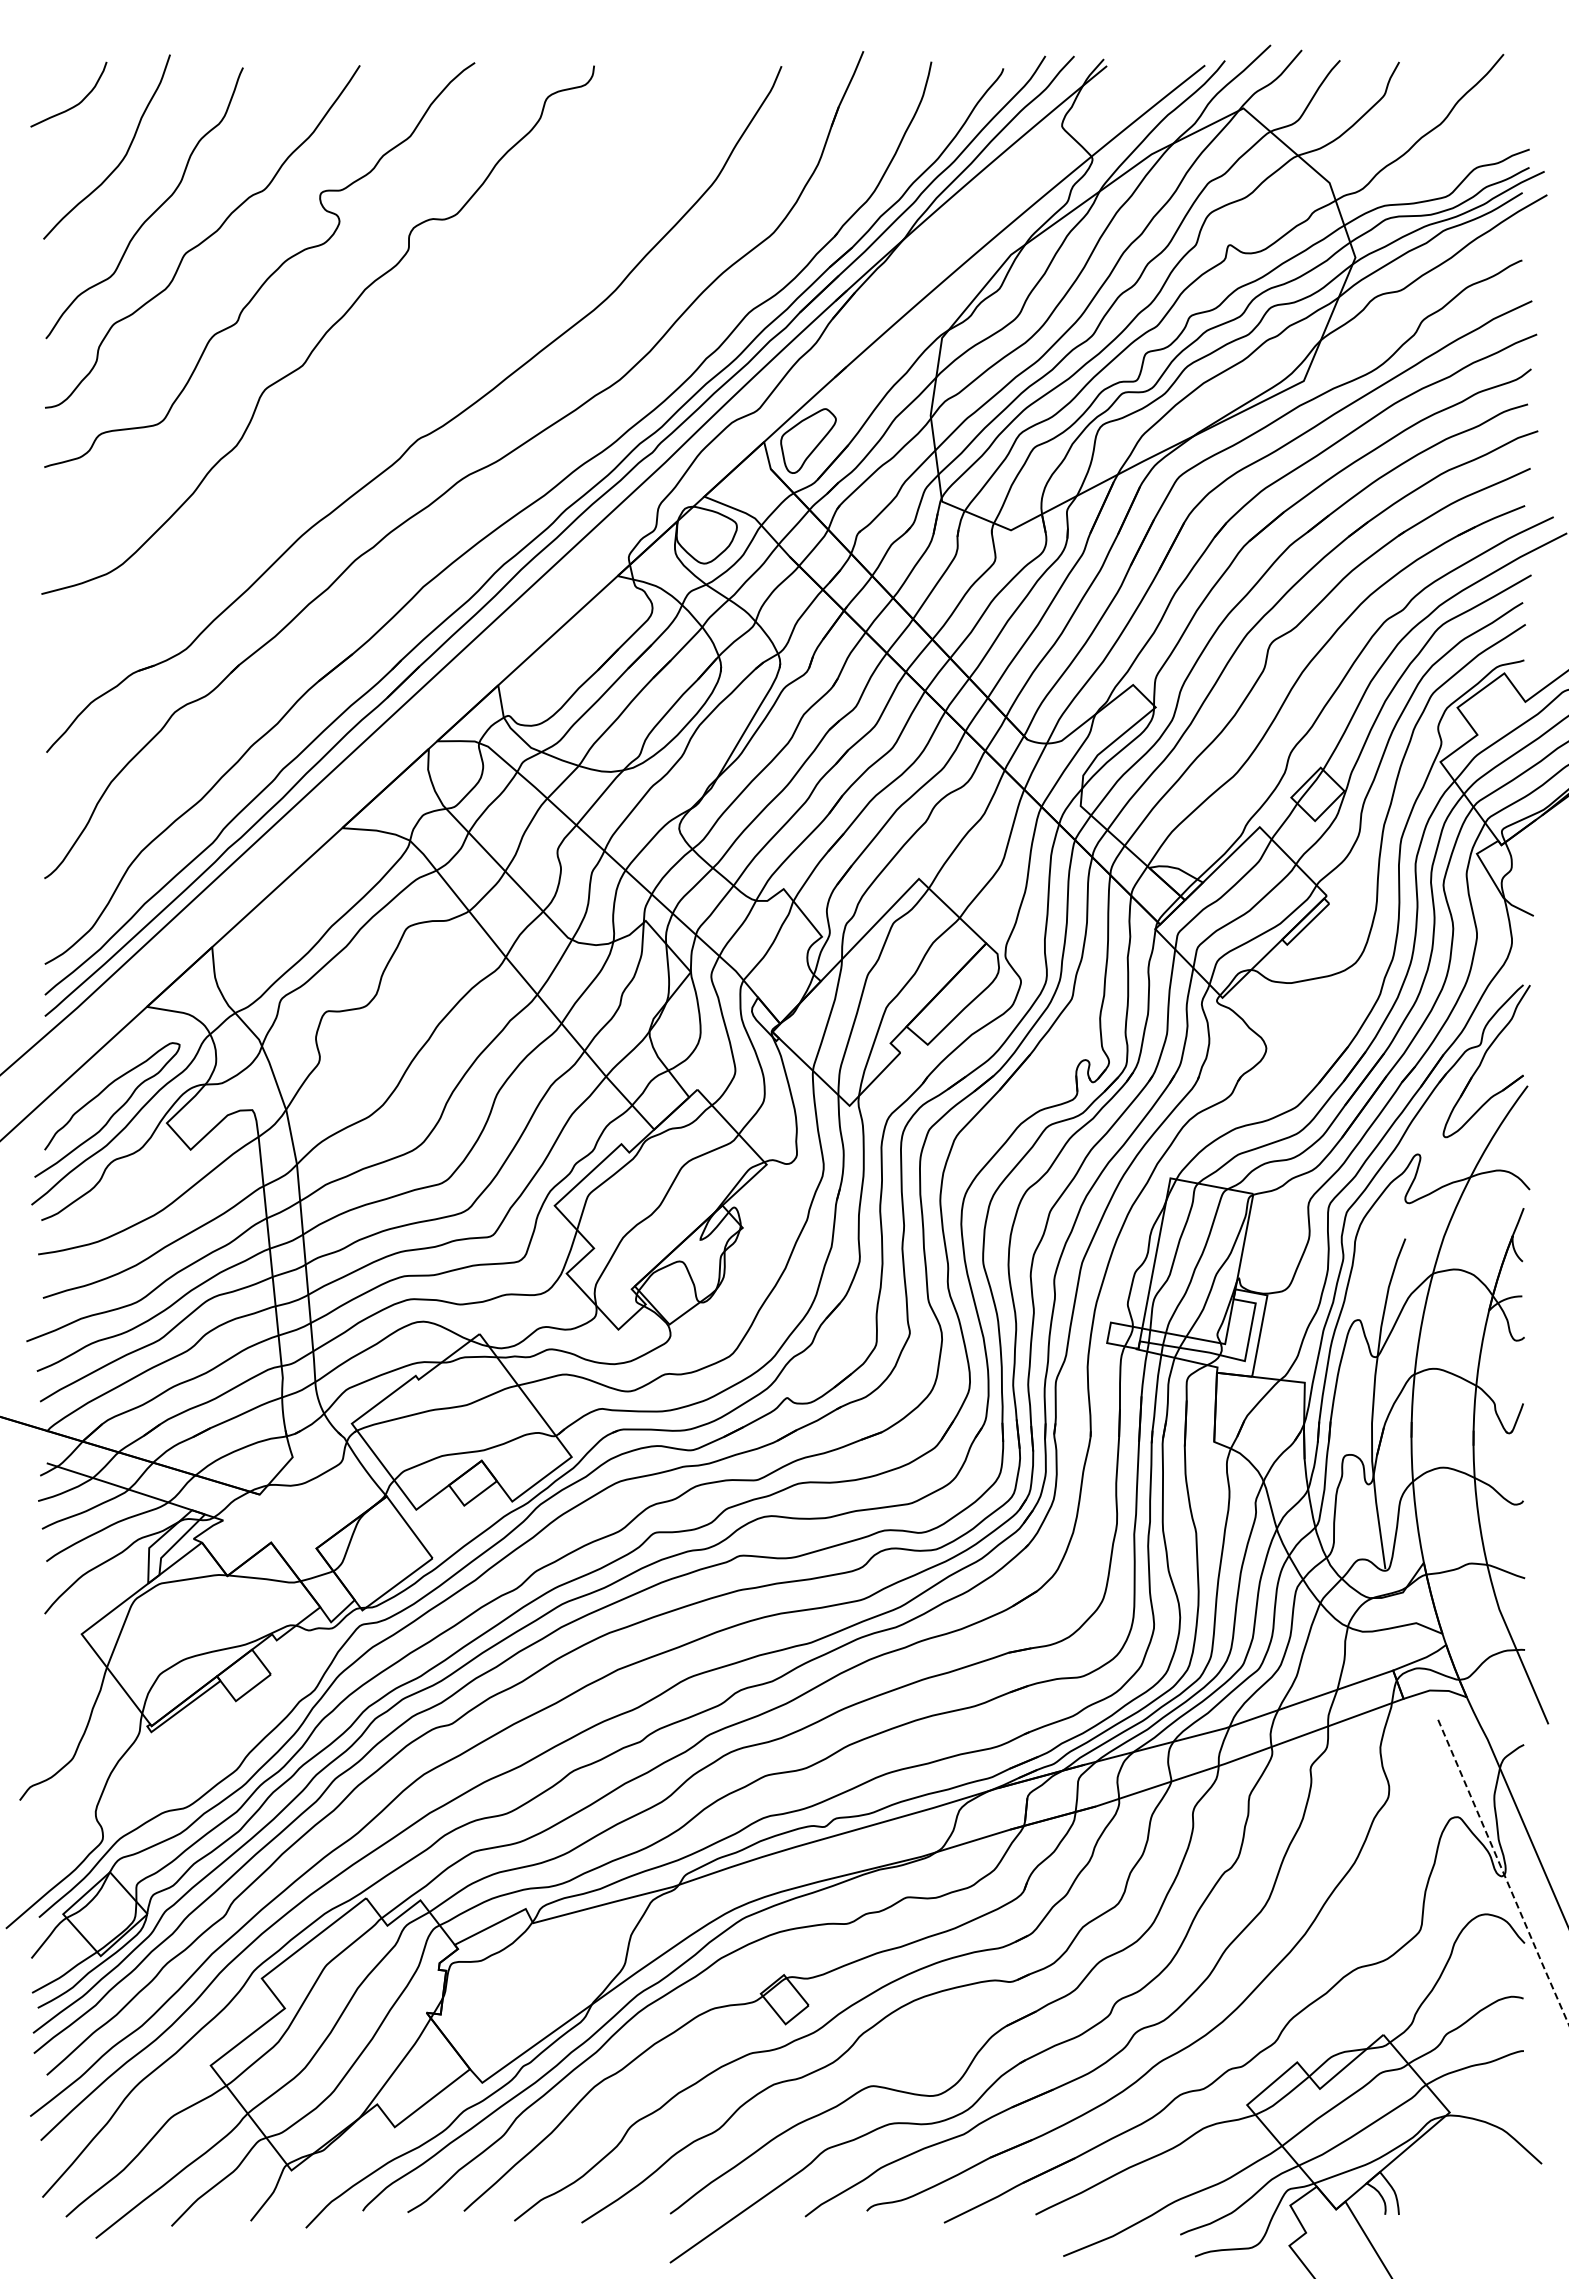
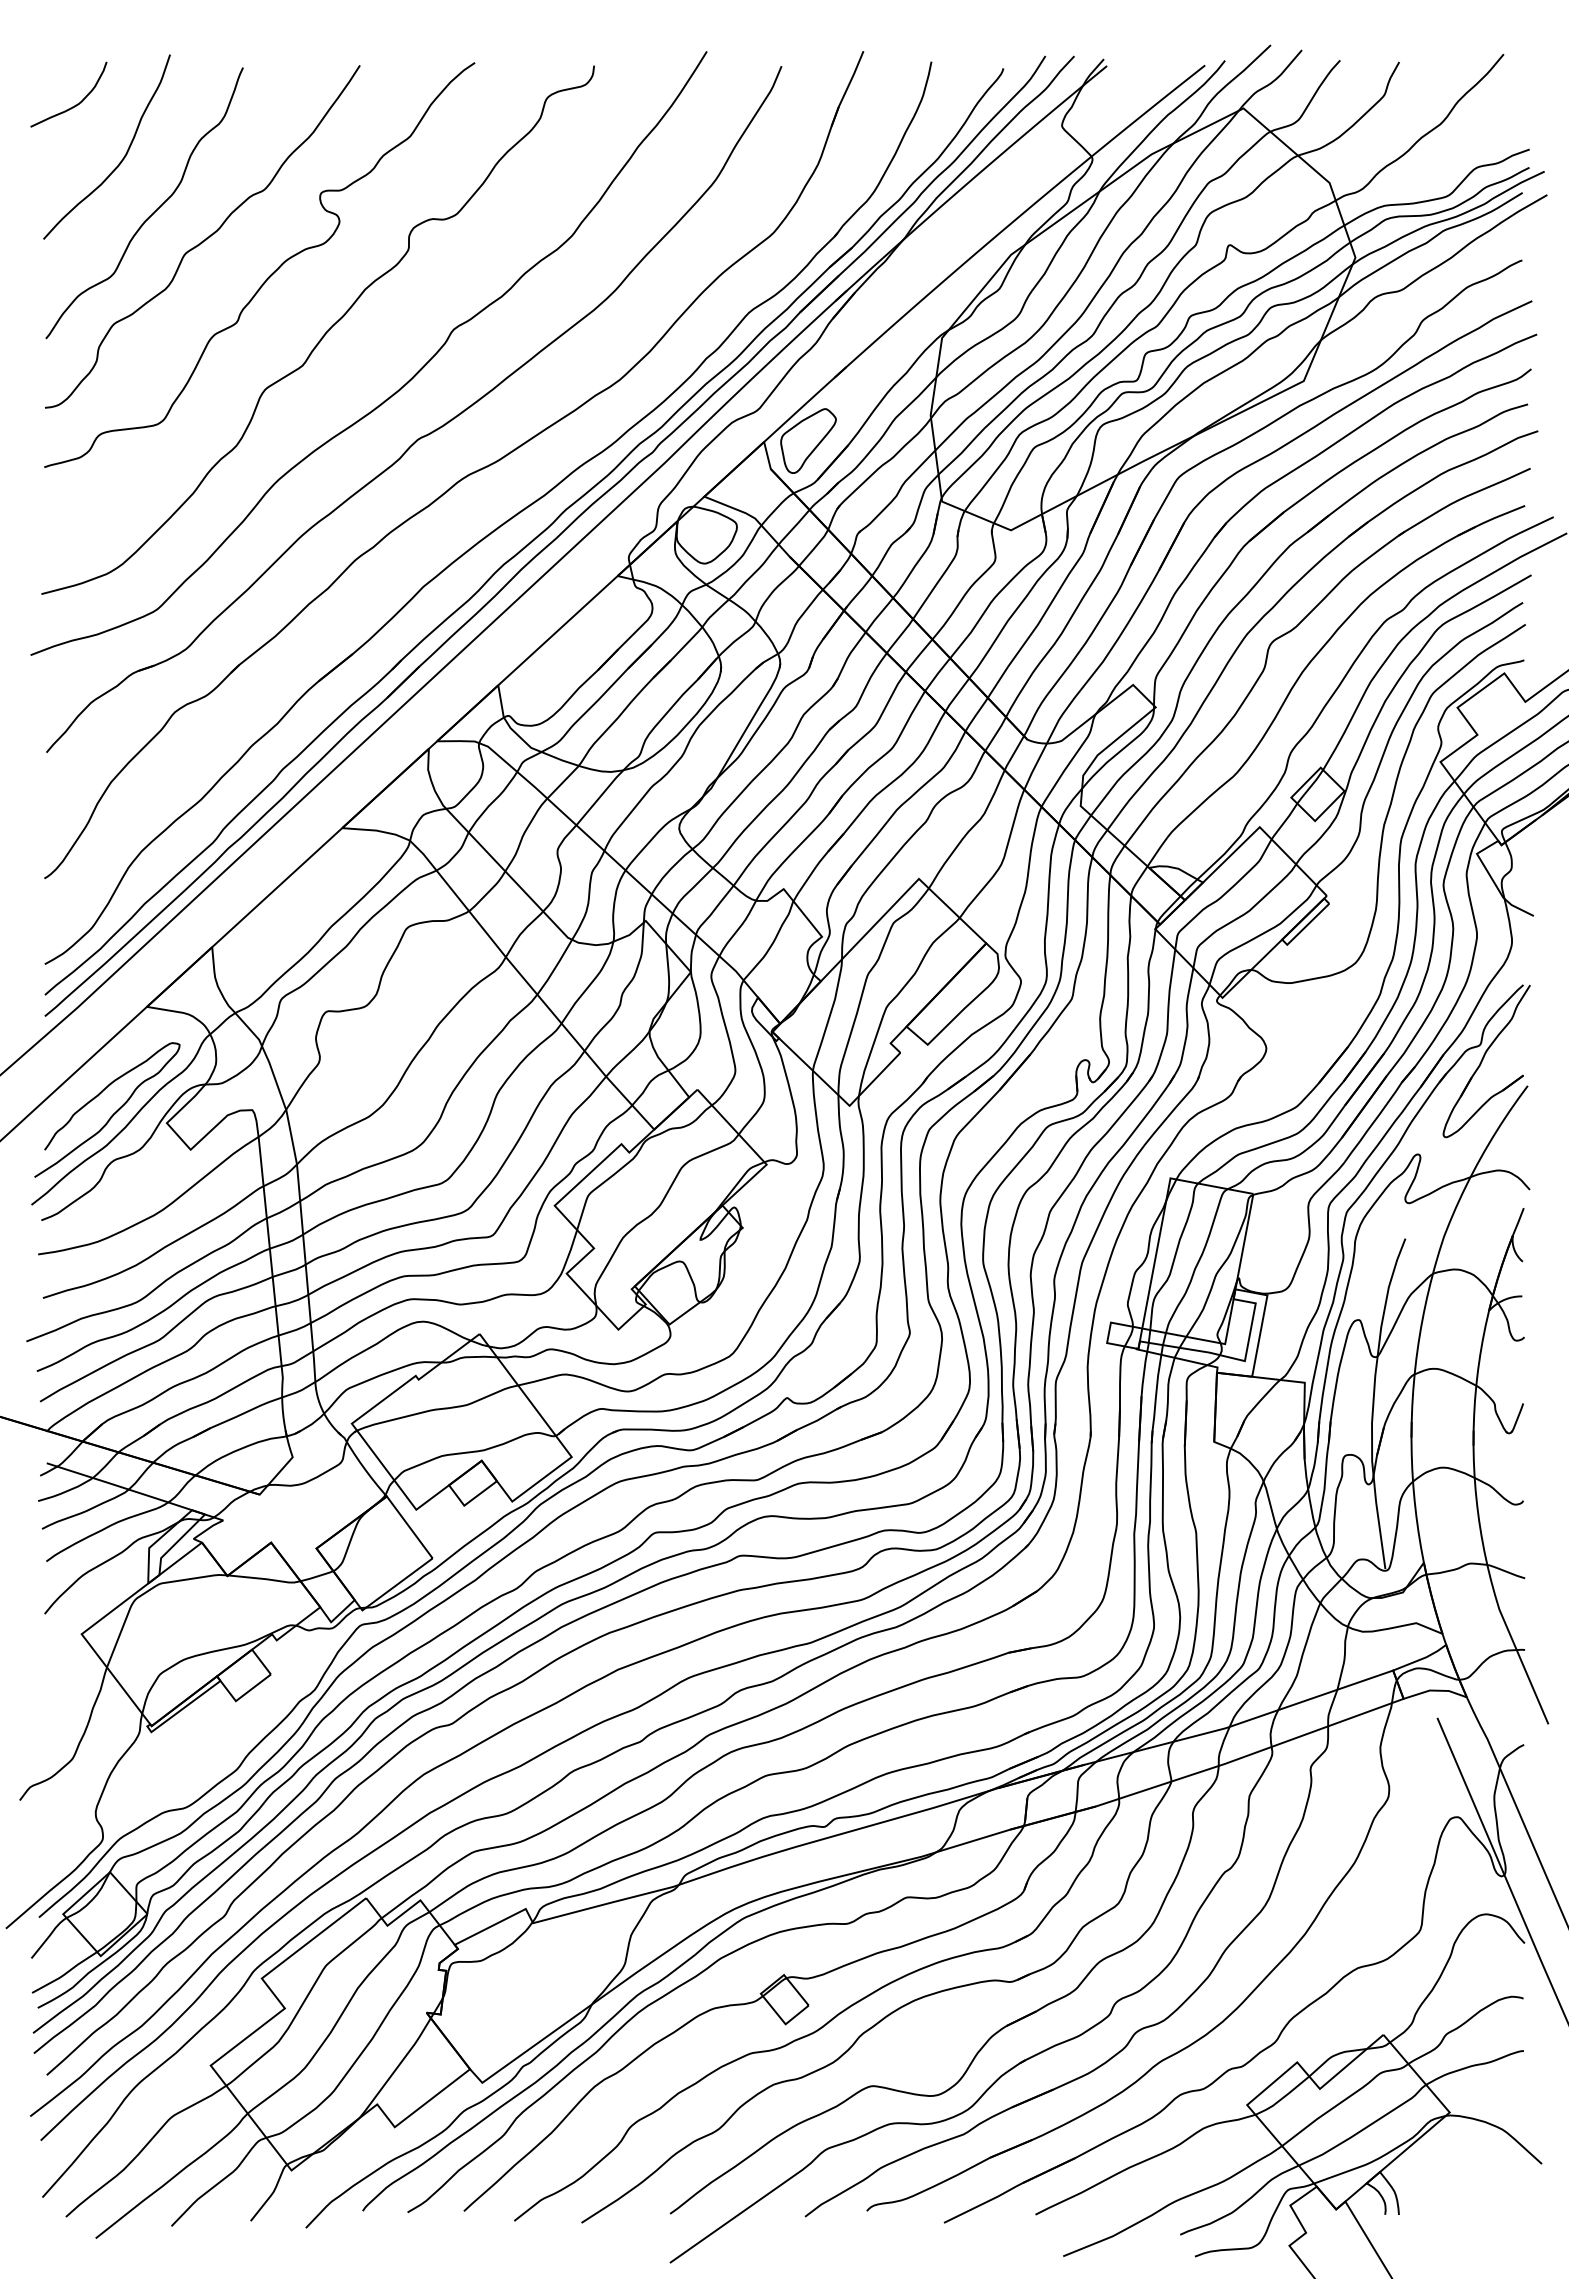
curve: none -> present (401, 386)
line: dashed -> solid (1503, 1871)
